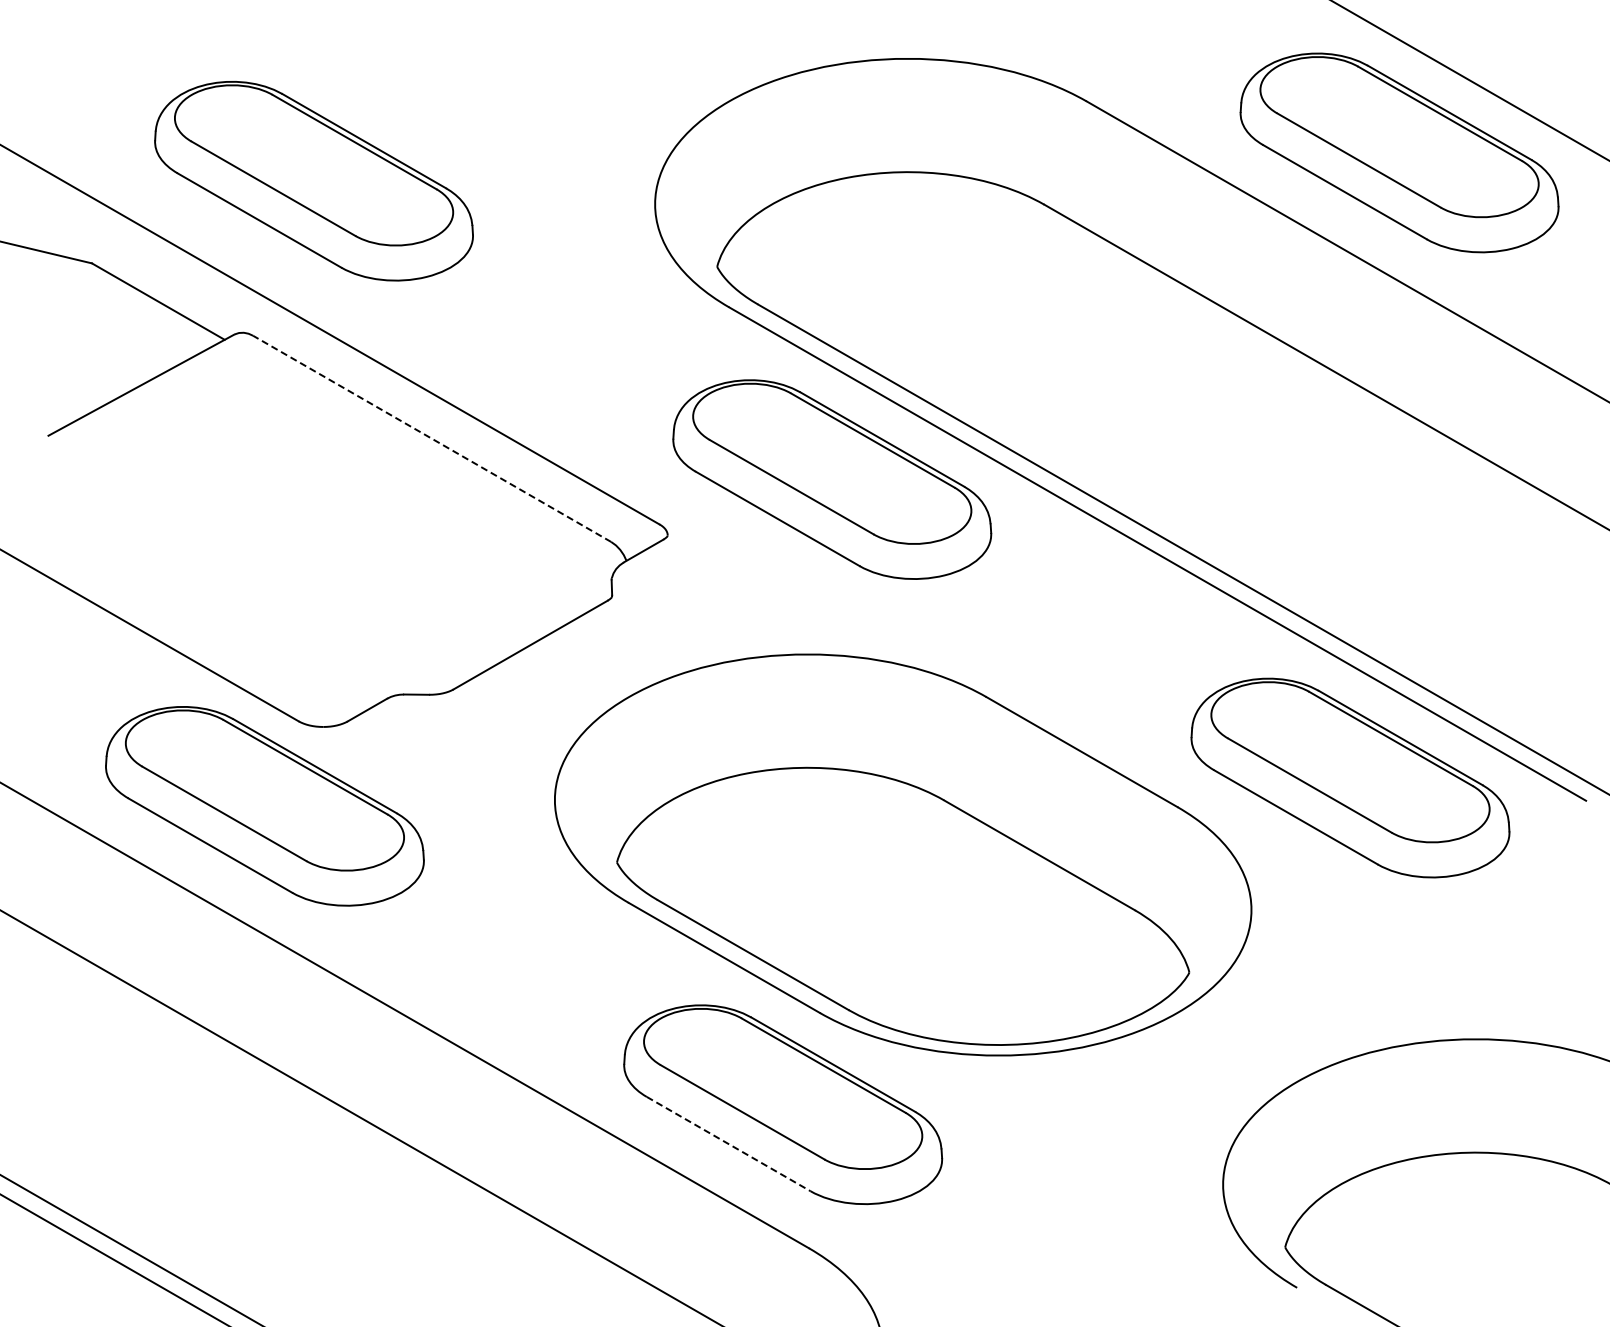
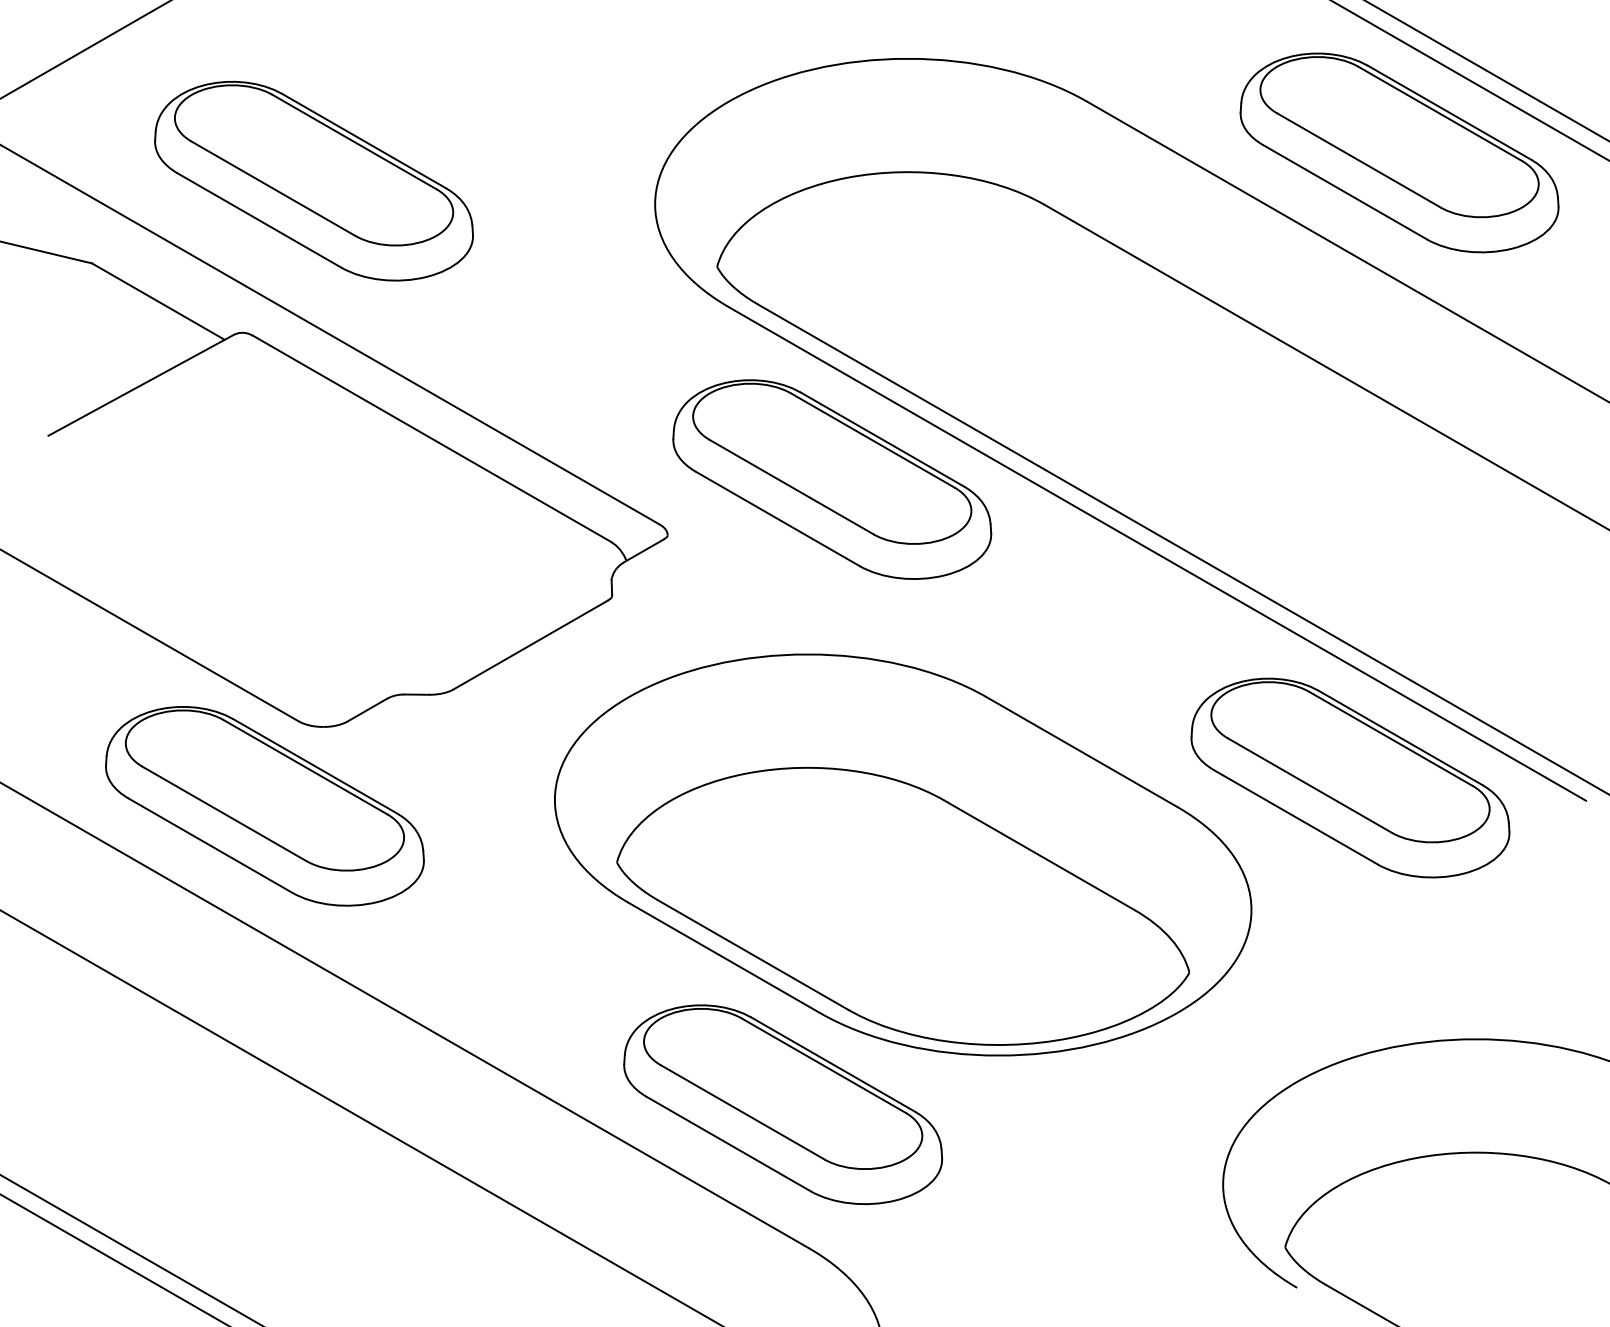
line: none -> present (85, 49)
line: none -> present (1486, 70)
line: dashed -> solid (432, 438)
line: dashed -> solid (729, 1144)
